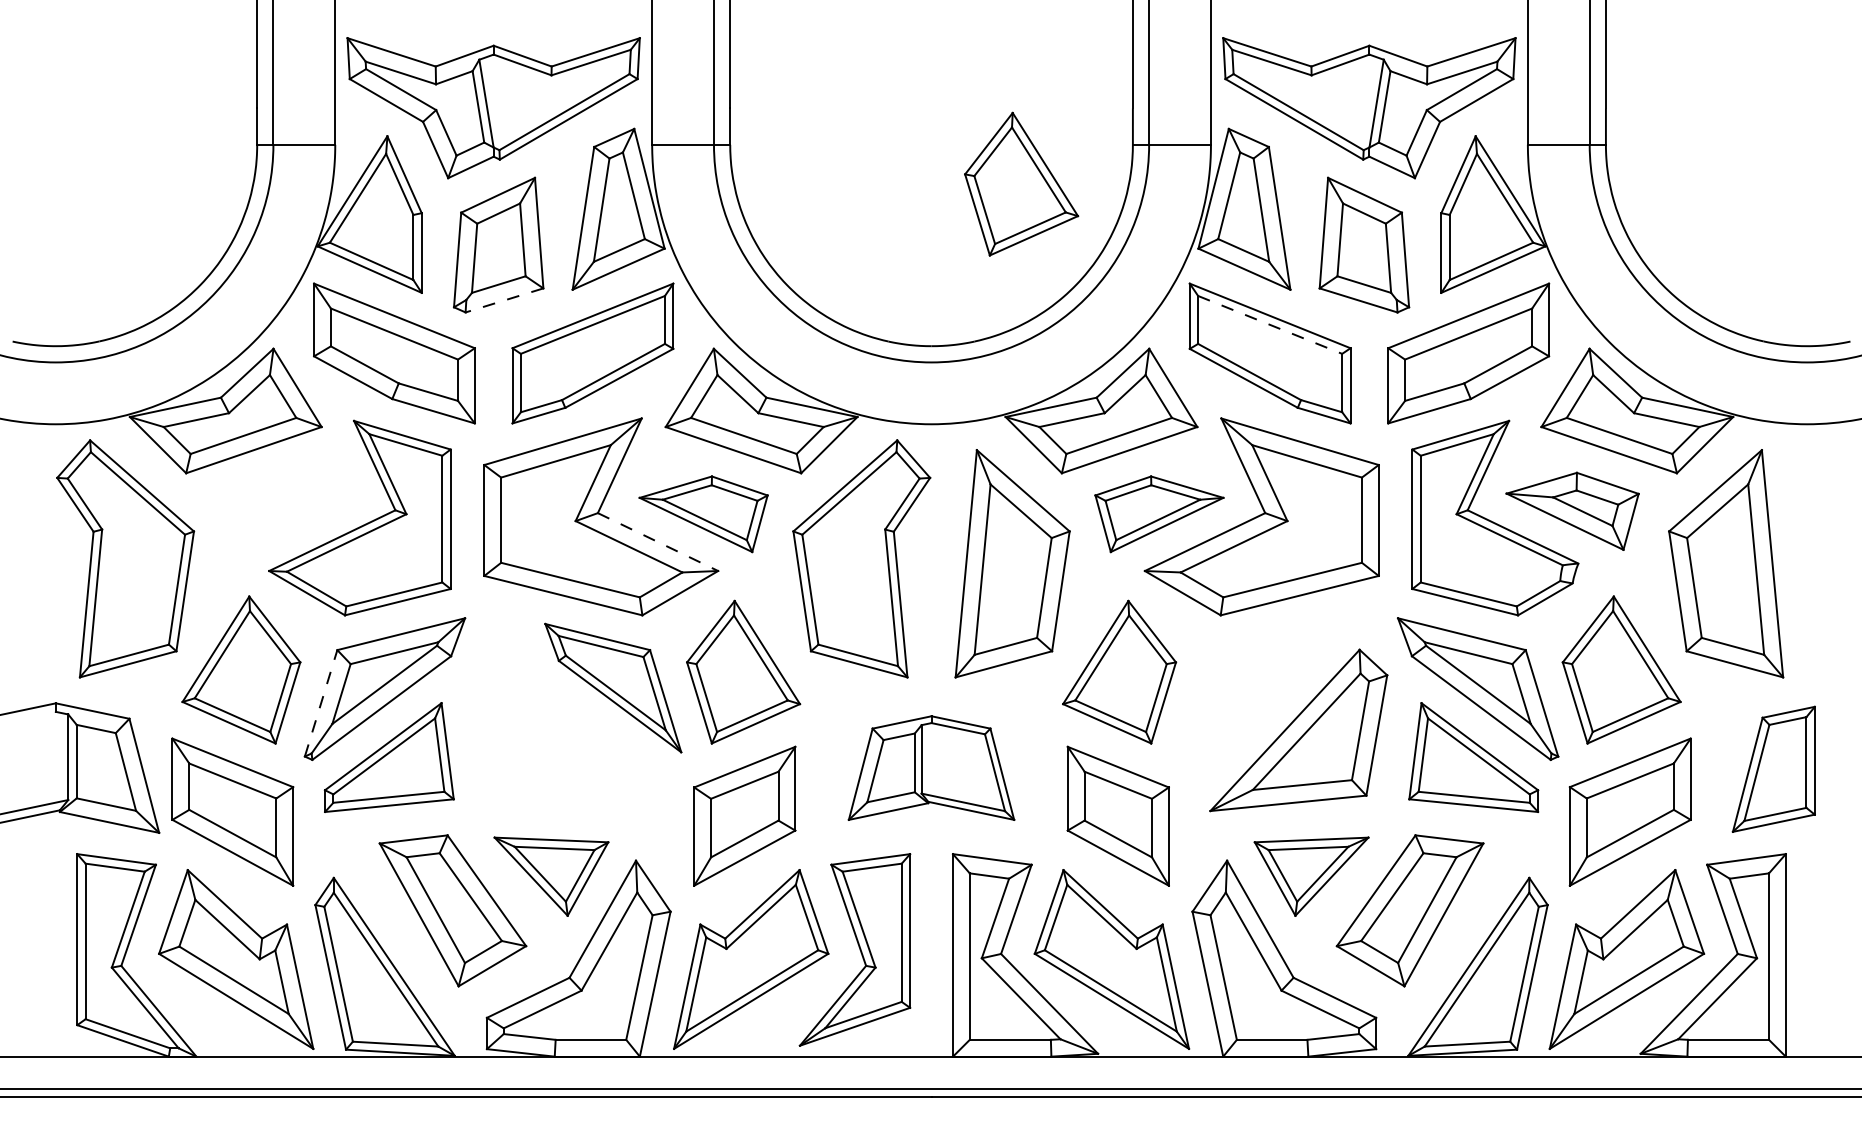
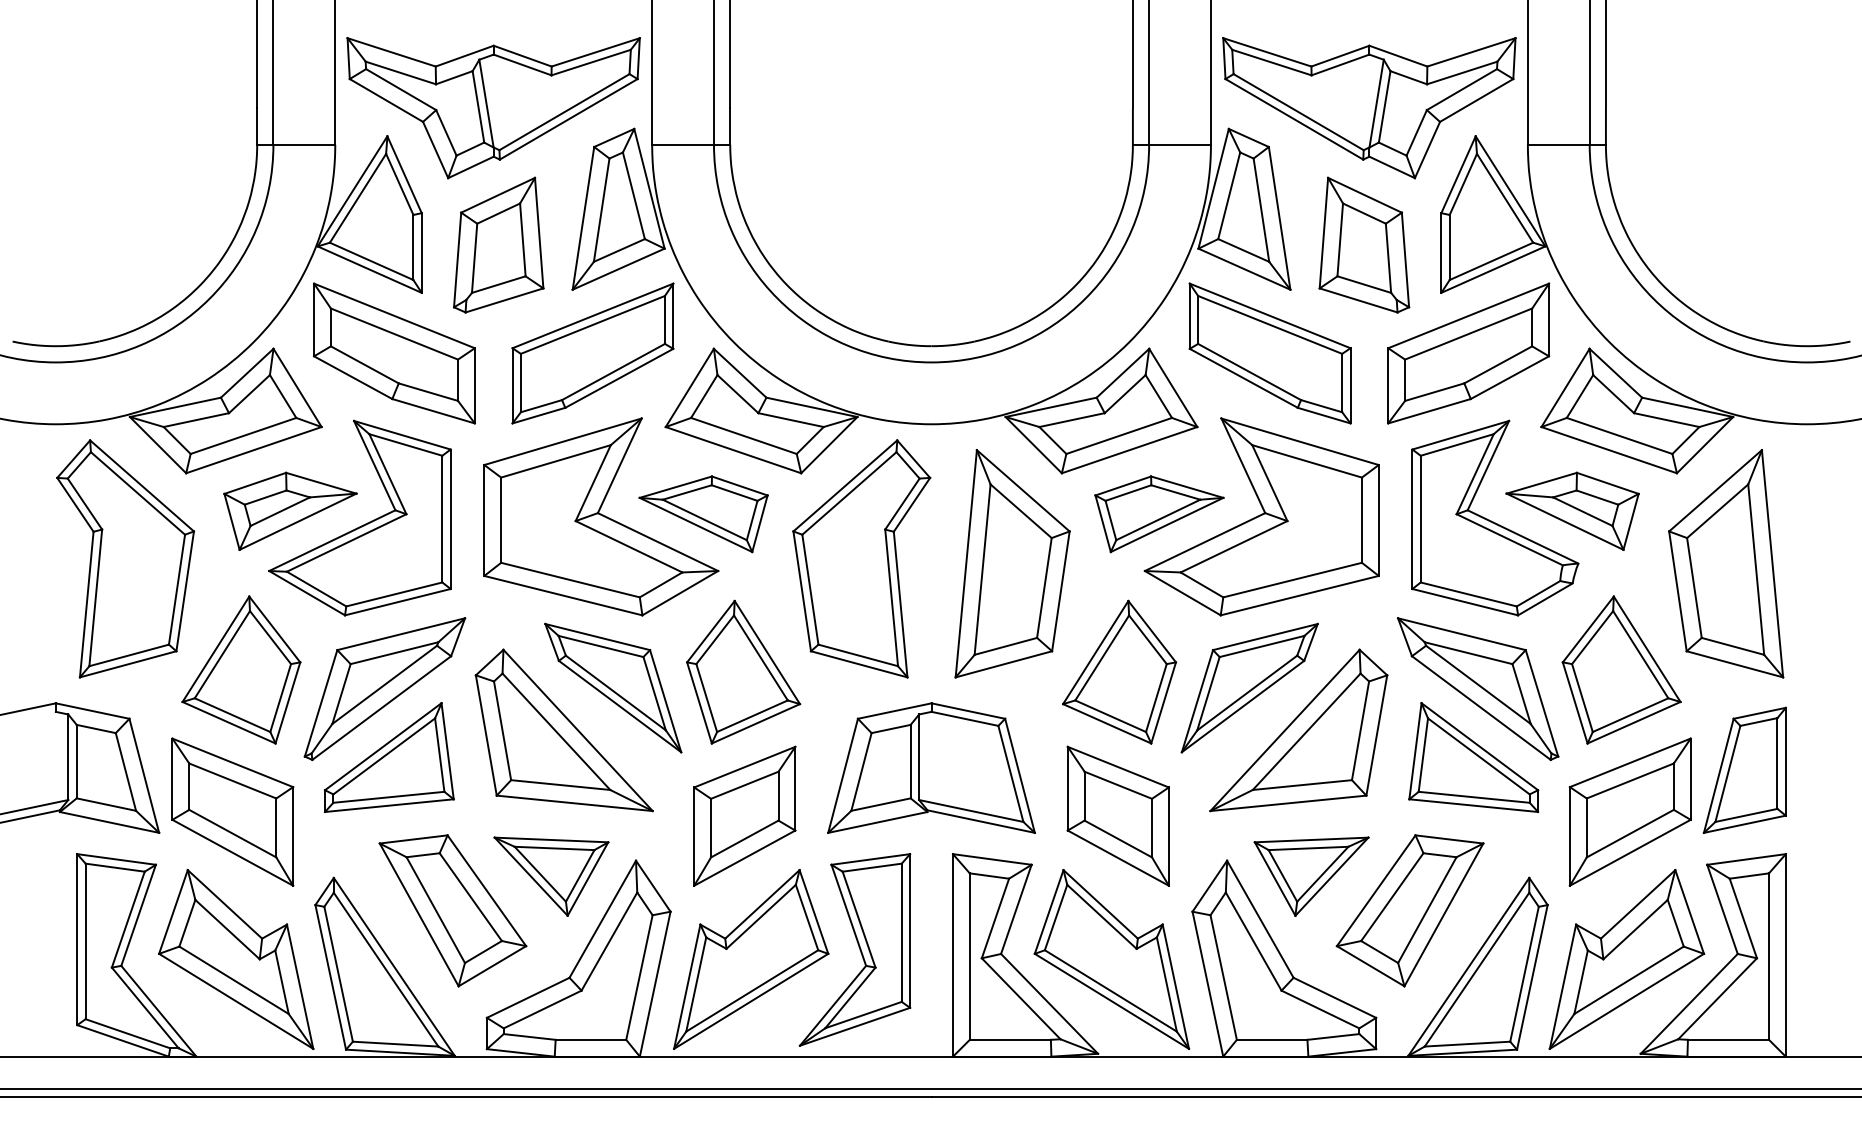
part: present -> none (1021, 183)
line: dashed -> solid (504, 300)
line: dashed -> solid (1270, 324)
part: none -> present (290, 510)
line: dashed -> solid (658, 542)
part: none -> present (1249, 687)
line: dashed -> solid (321, 703)
part: none -> present (563, 730)
part size: 169x106 px -> 209x132 px (931, 767)
part position: (1773, 768) -> (1744, 769) (1744, 769)
